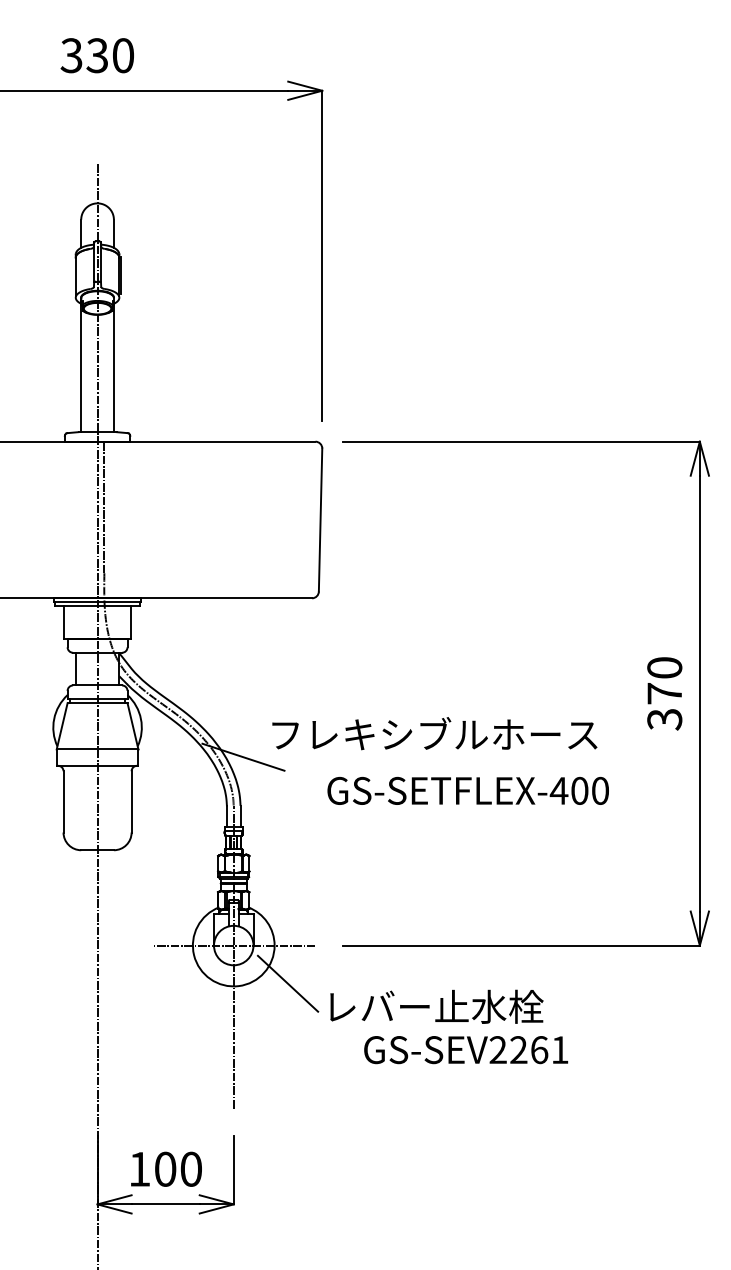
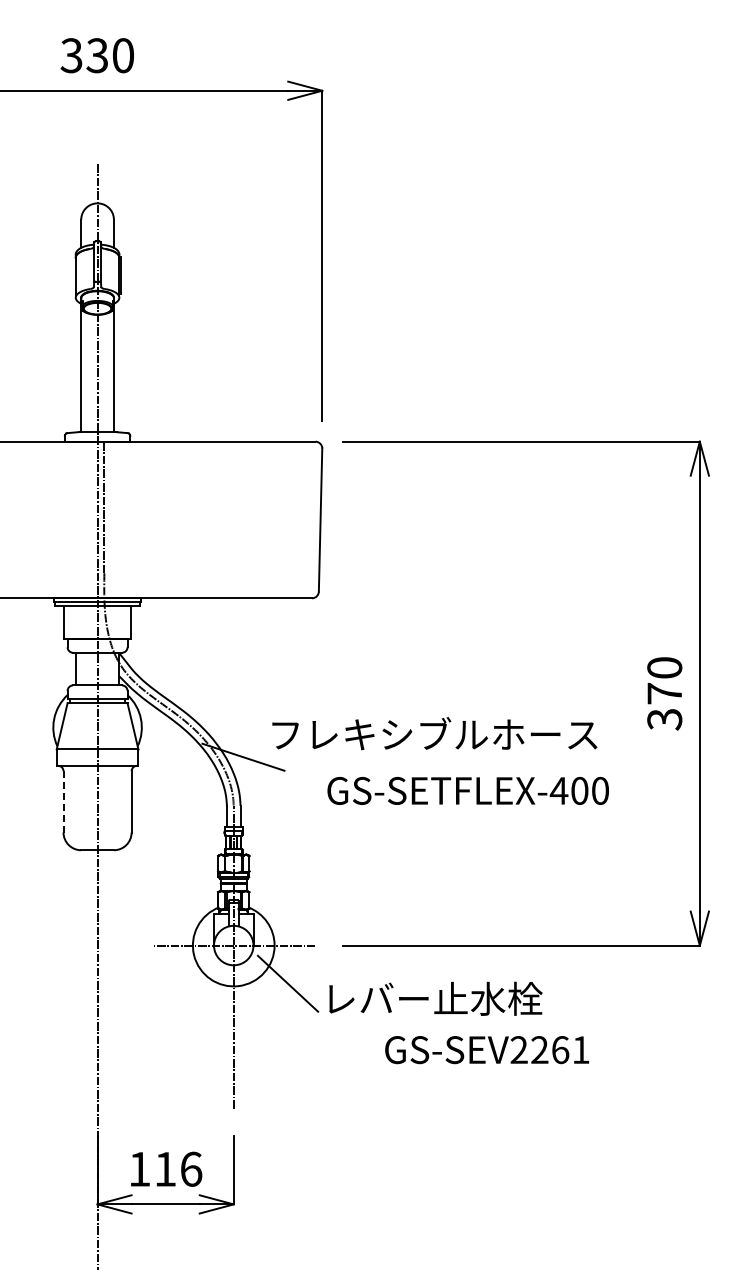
line: solid -> dashed (63, 801)
text position: (436, 1006) -> (435, 998) (435, 998)
text position: (466, 1050) -> (487, 1050) (487, 1050)
text: 100 -> 116 (178, 1168)
